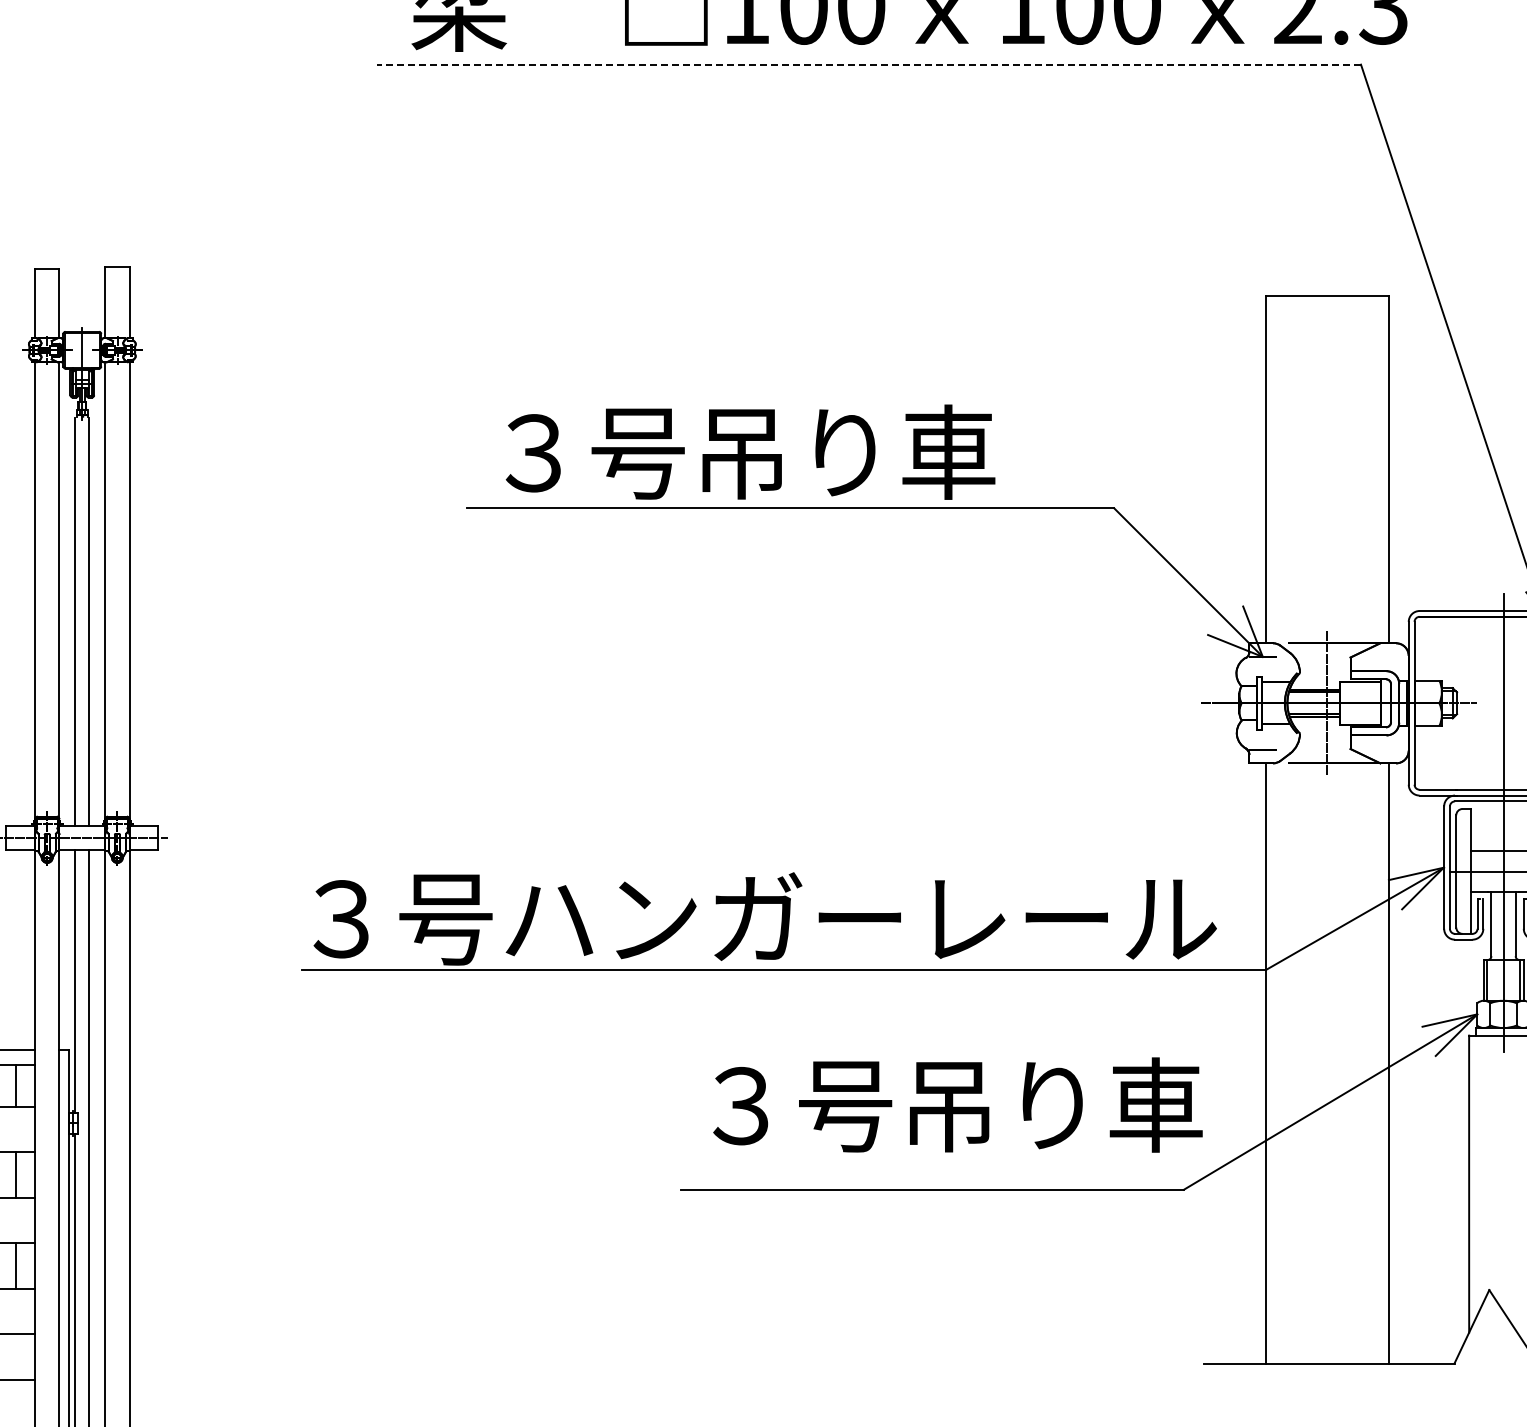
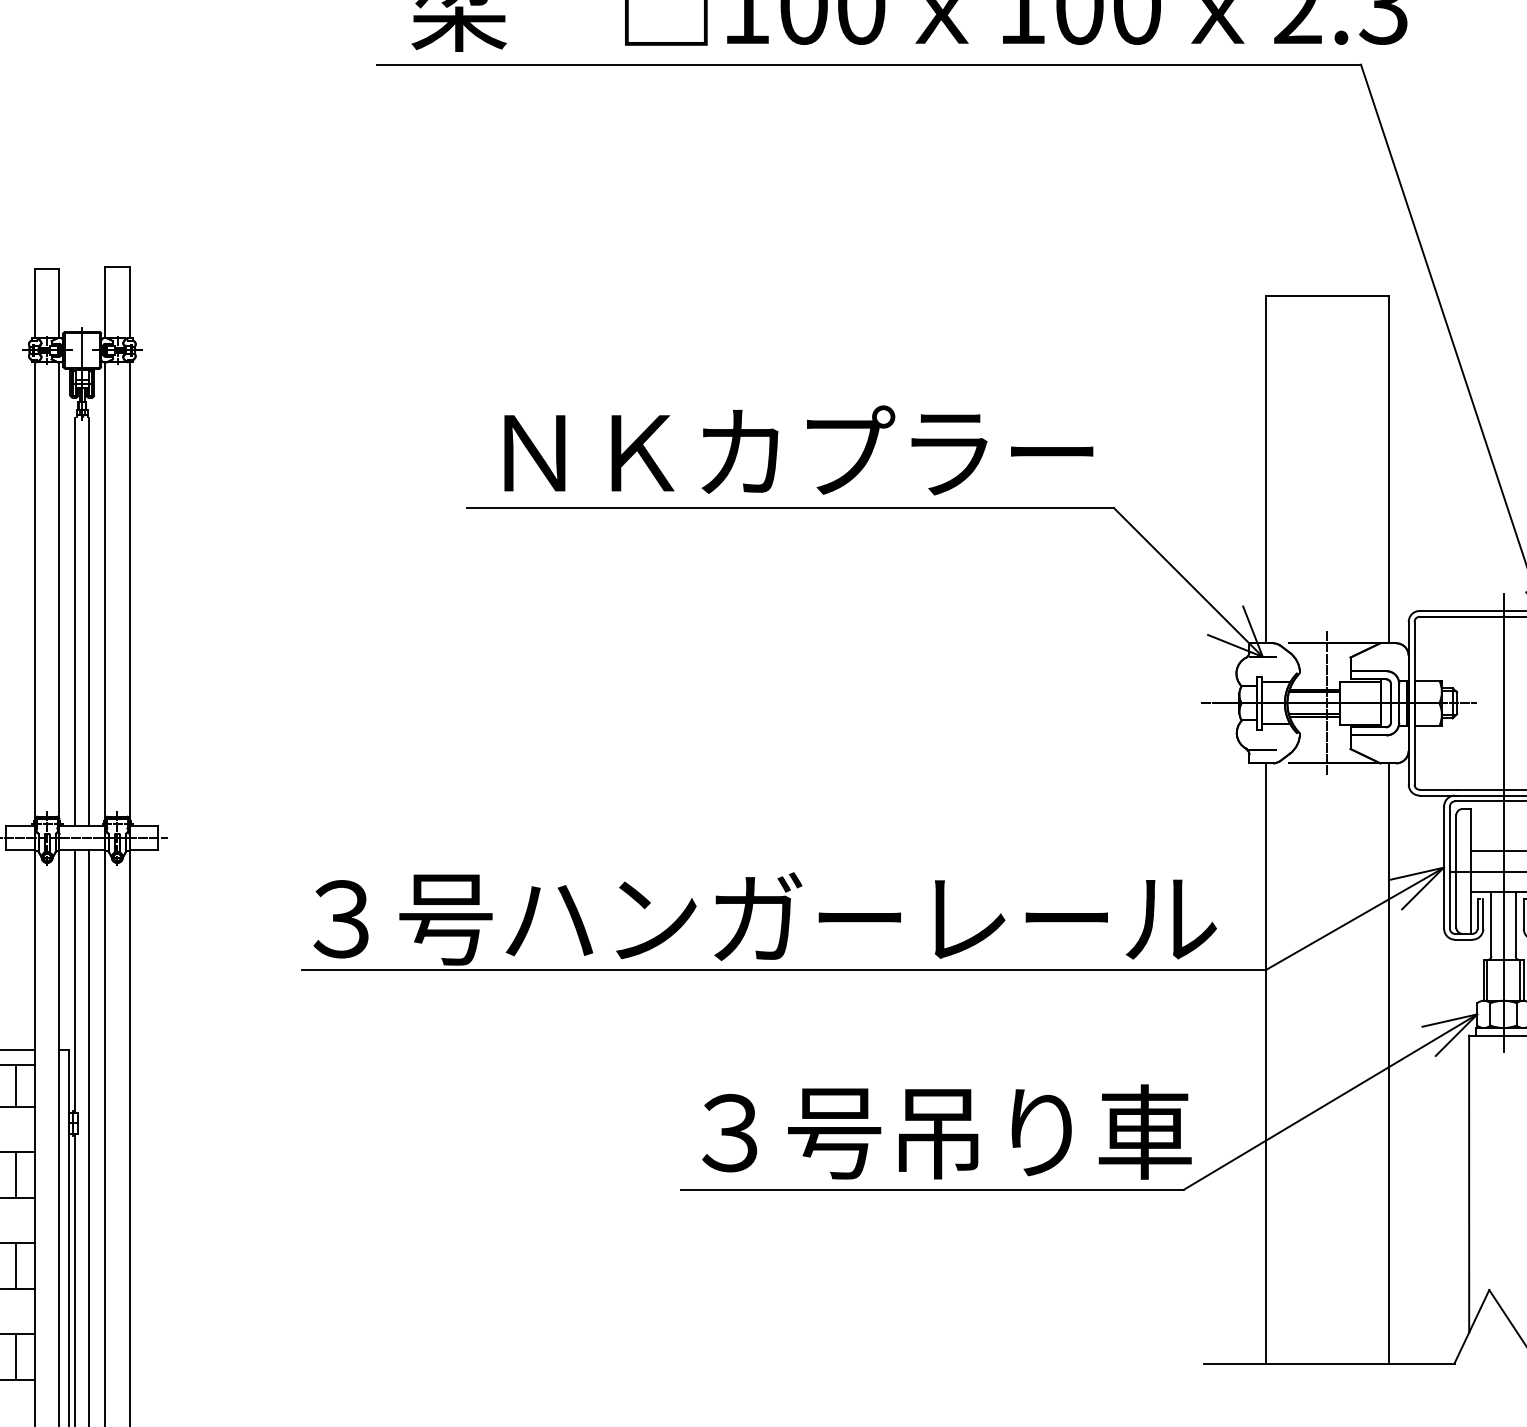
line: dashed -> solid (869, 64)
text: ３号吊り車 -> ＮＫカプラー (798, 451)
text position: (957, 1104) -> (946, 1131) (946, 1131)
line: none -> present (16, 1356)
